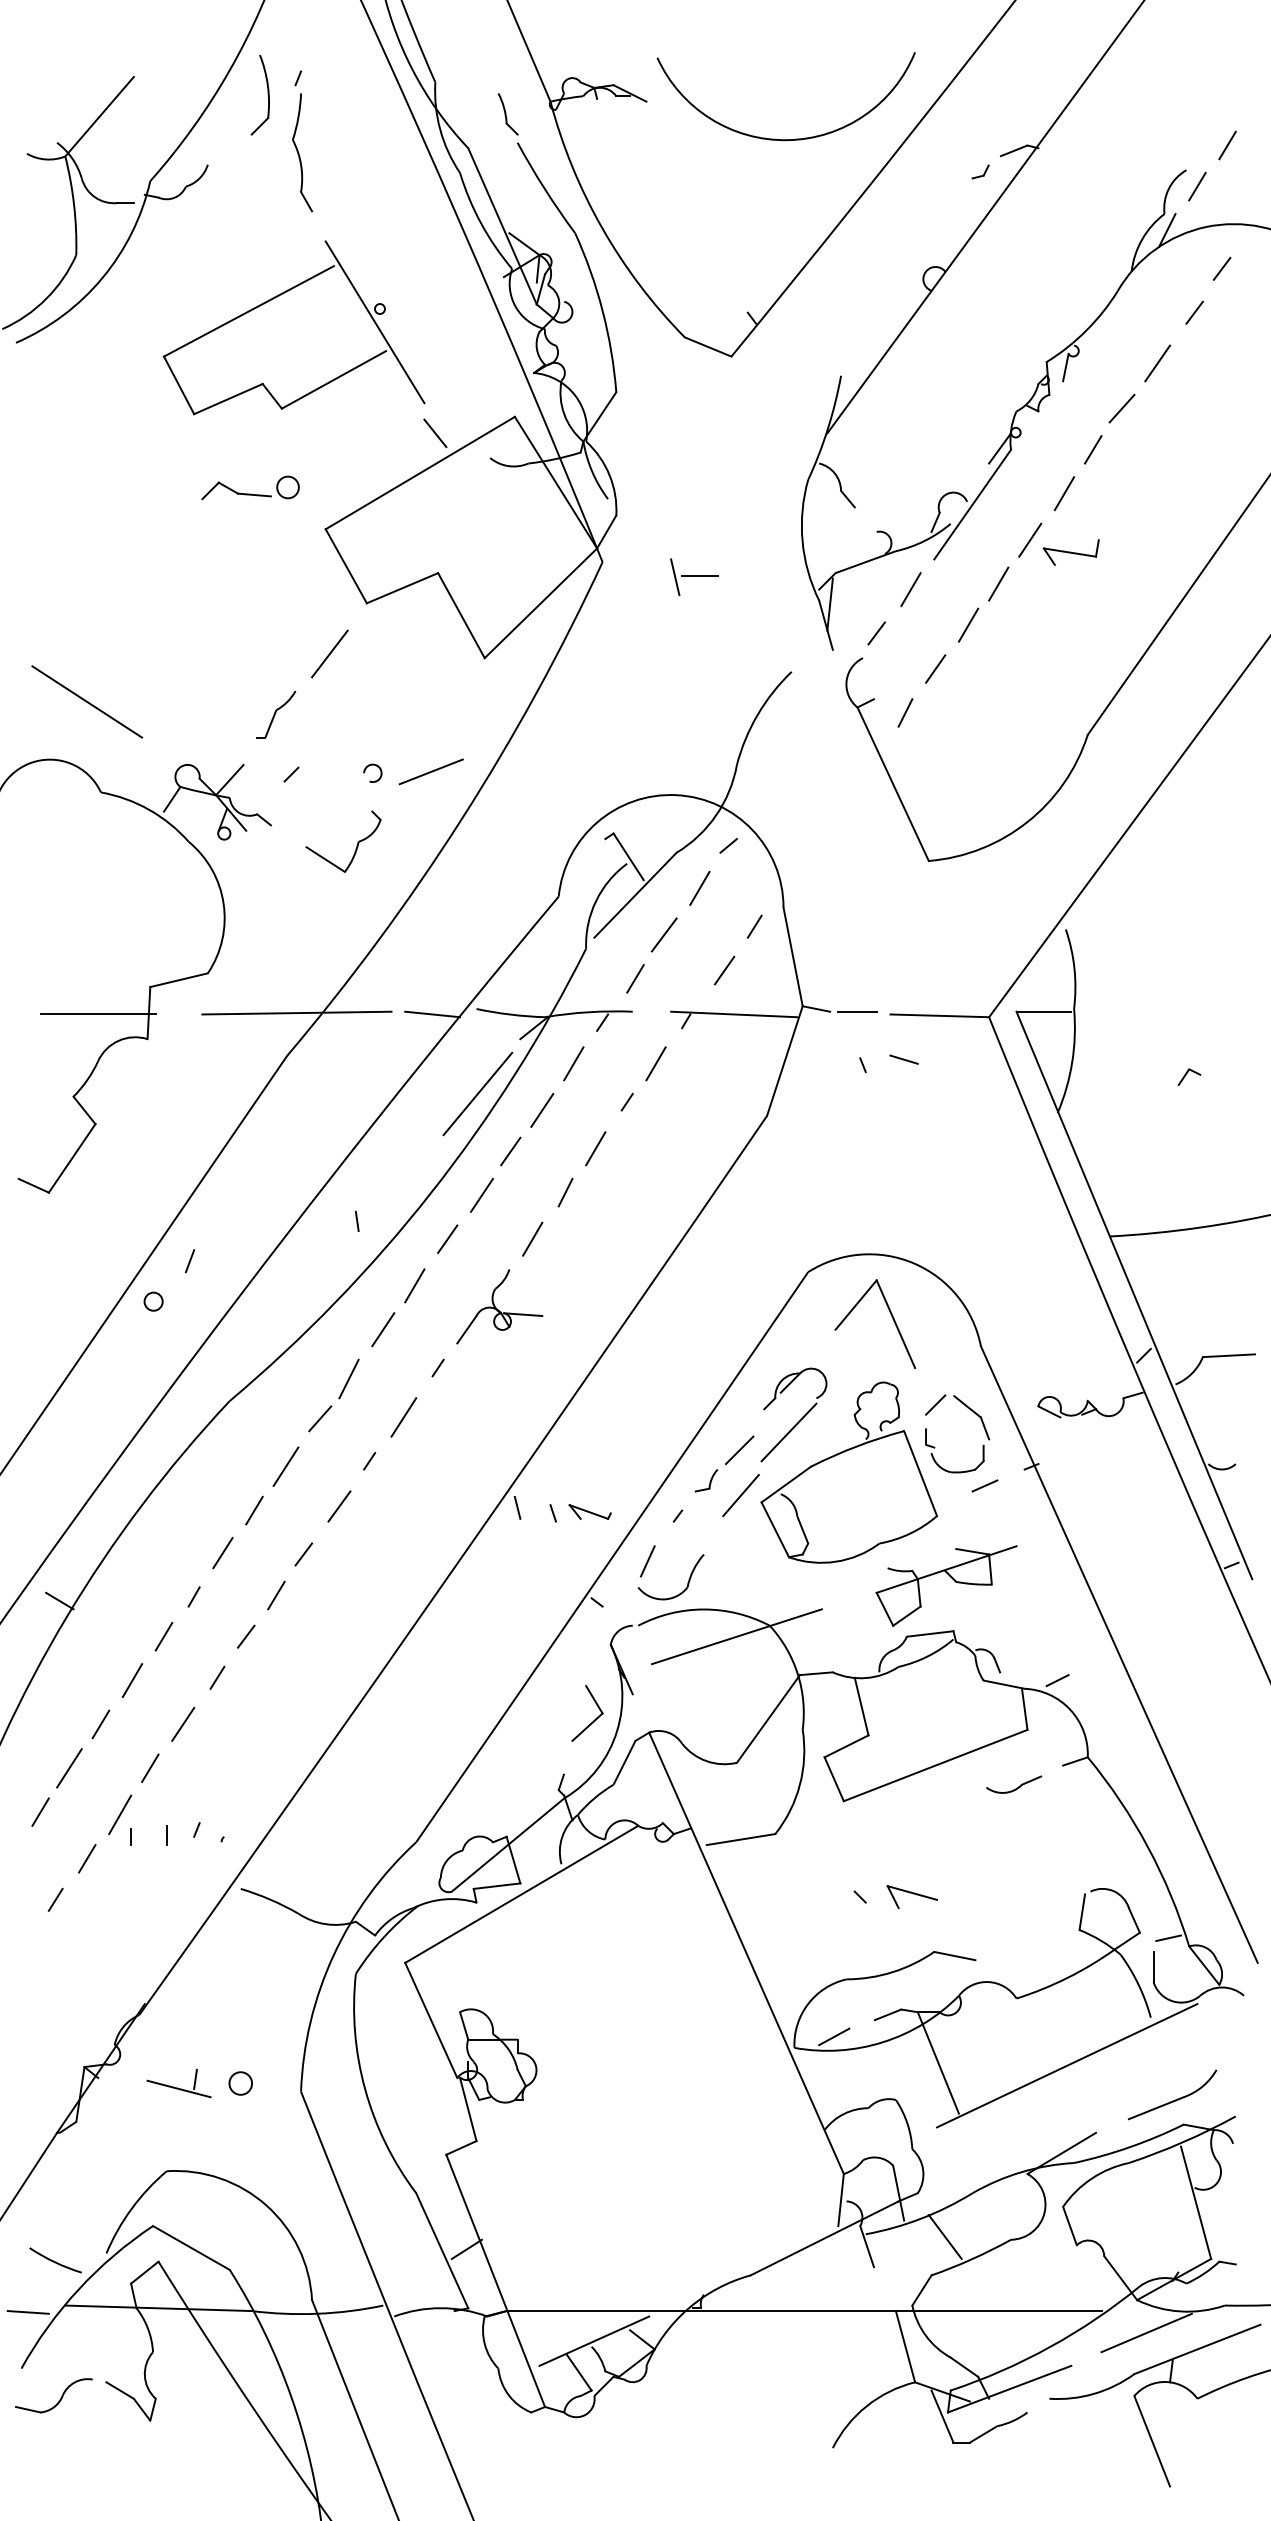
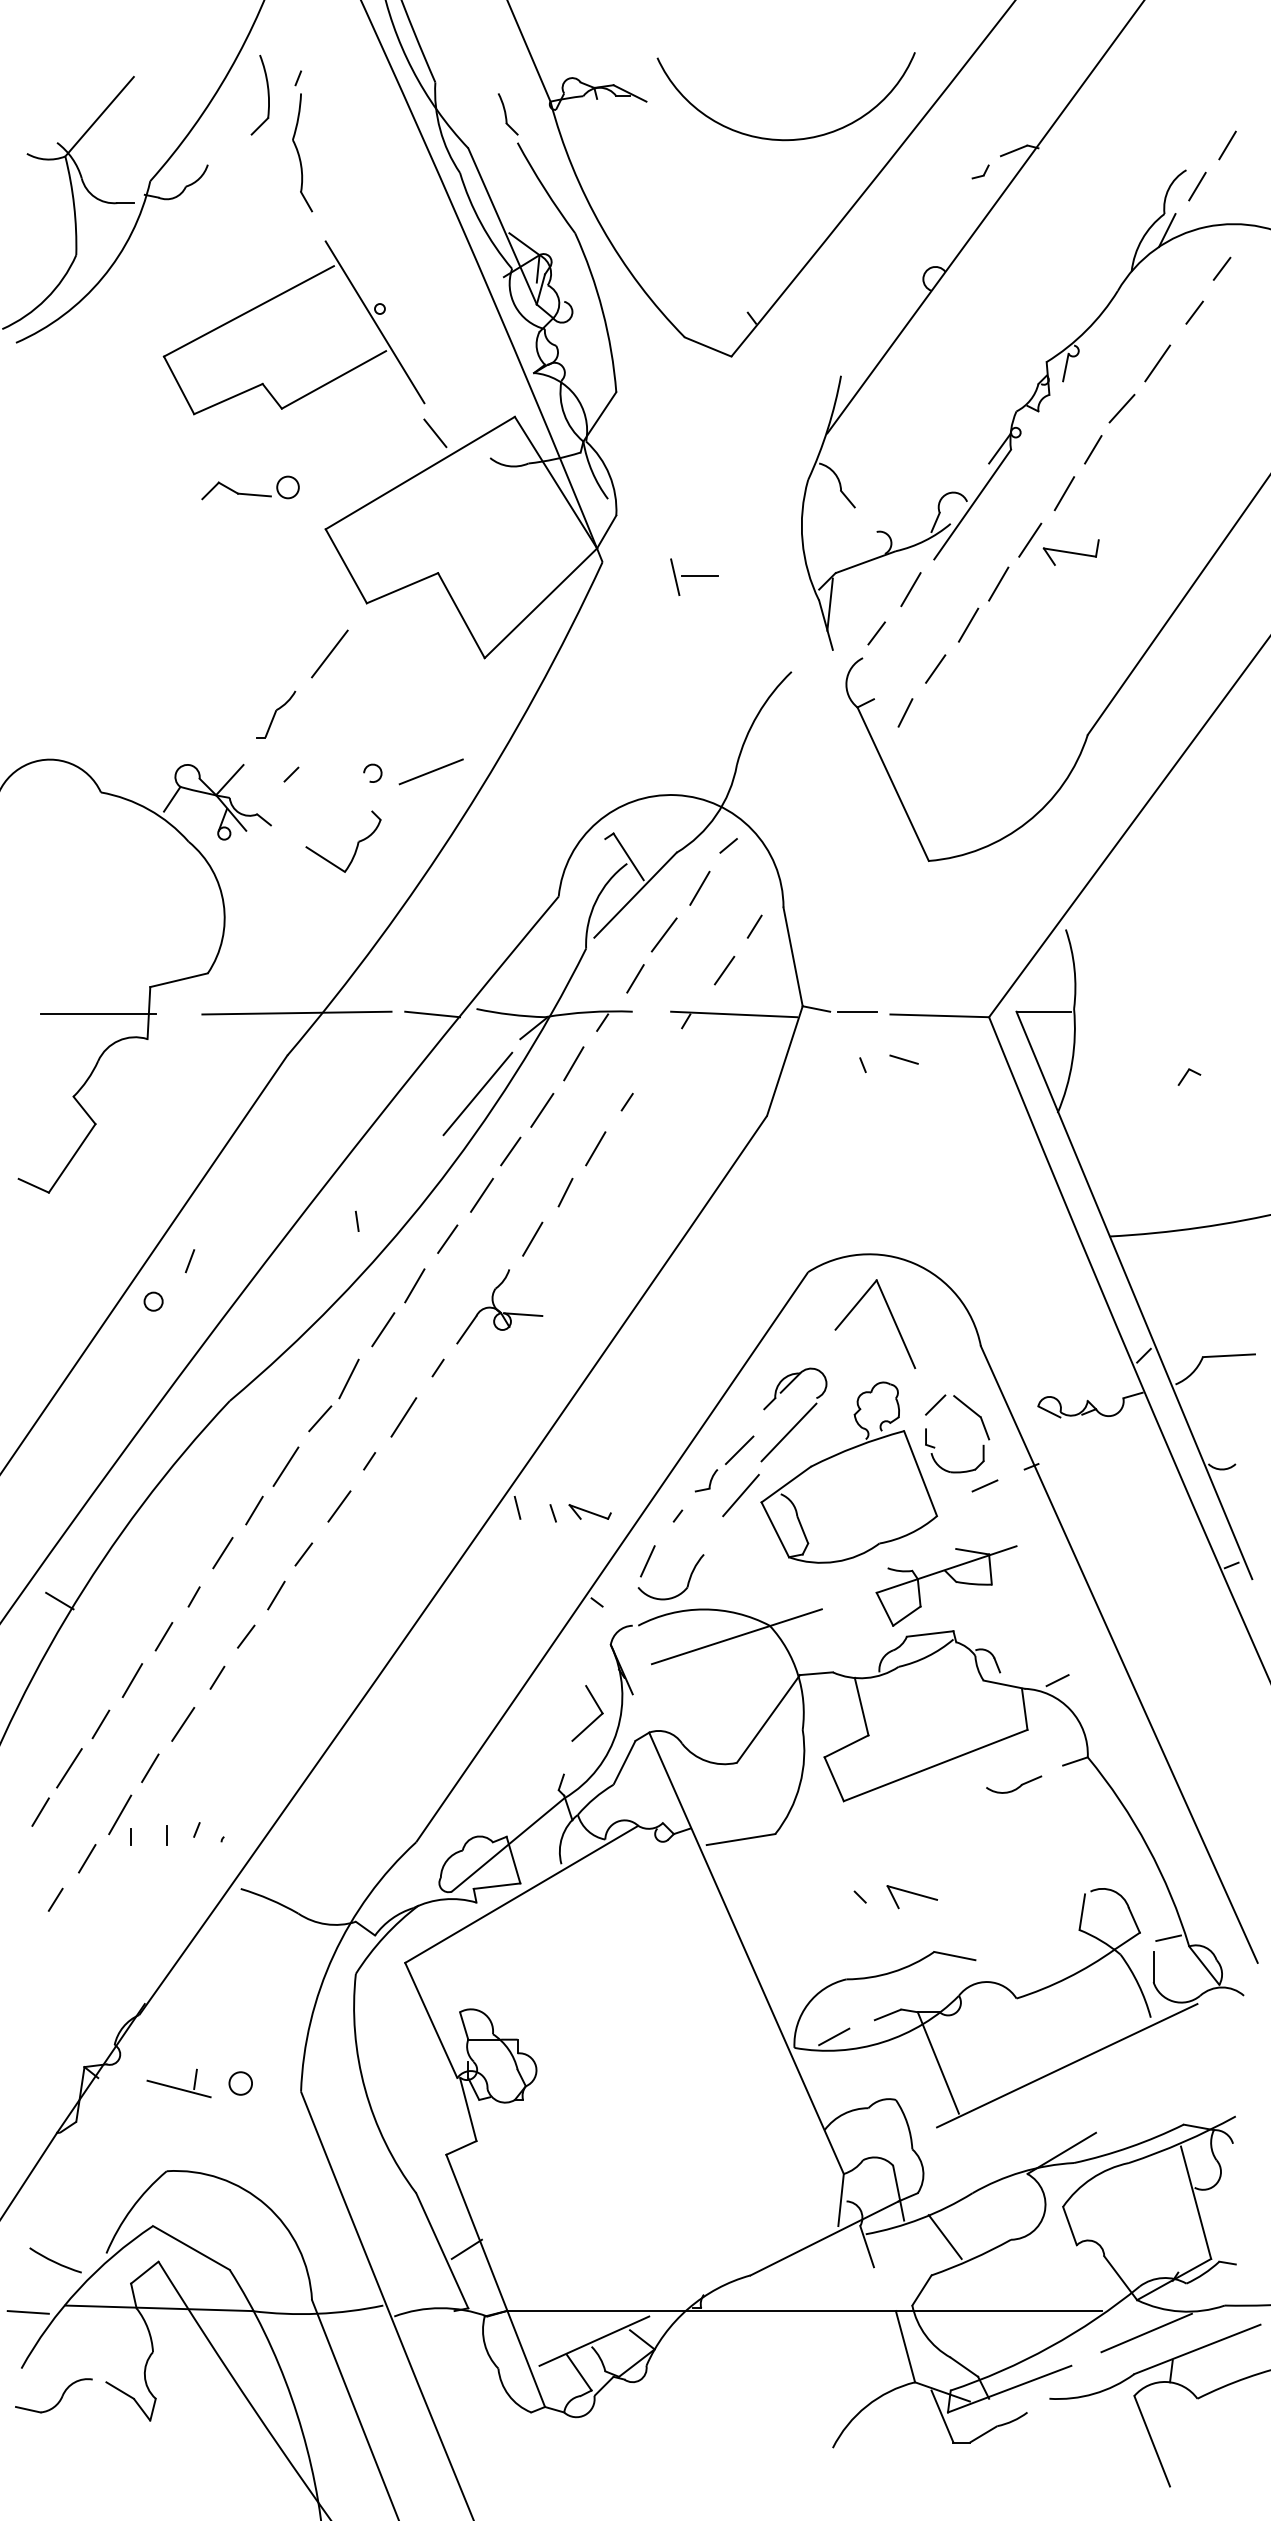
line: present -> none (87, 701)
line: present -> none (655, 1063)
part: present -> none (1172, 2094)
